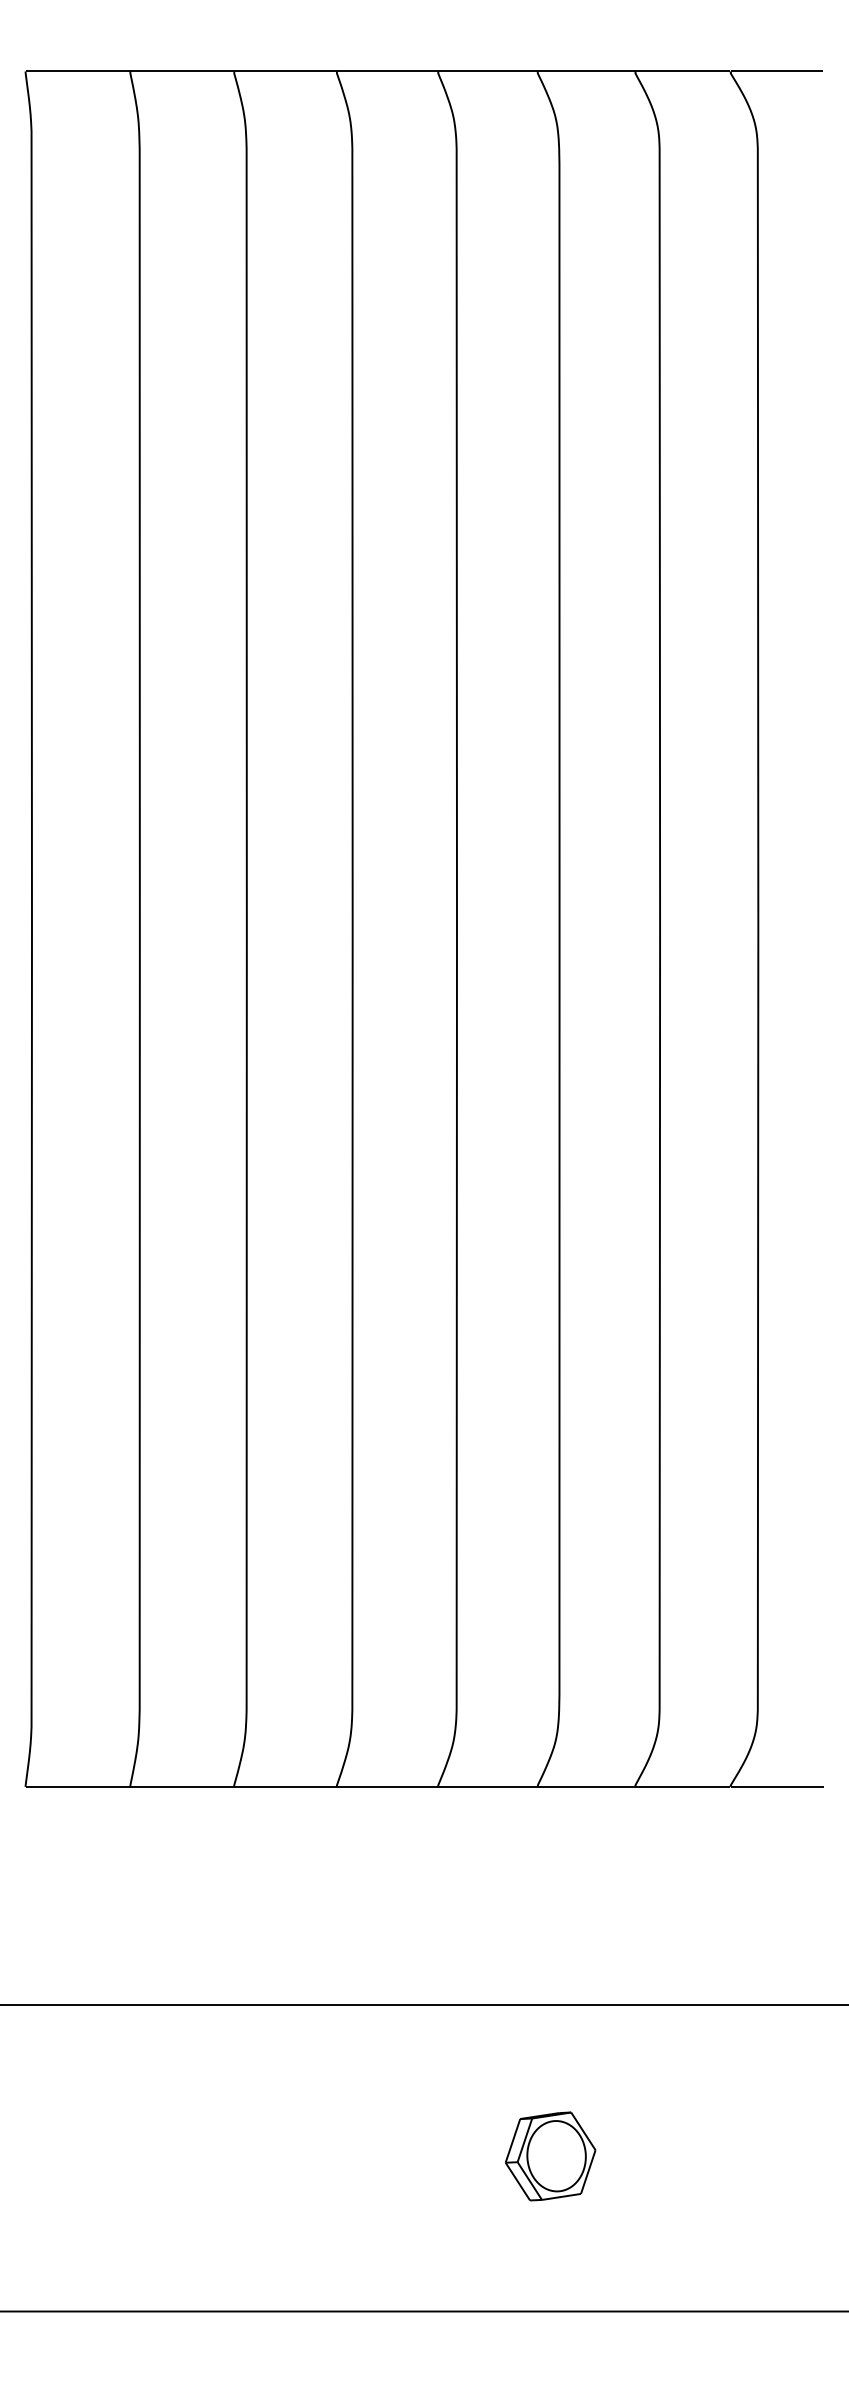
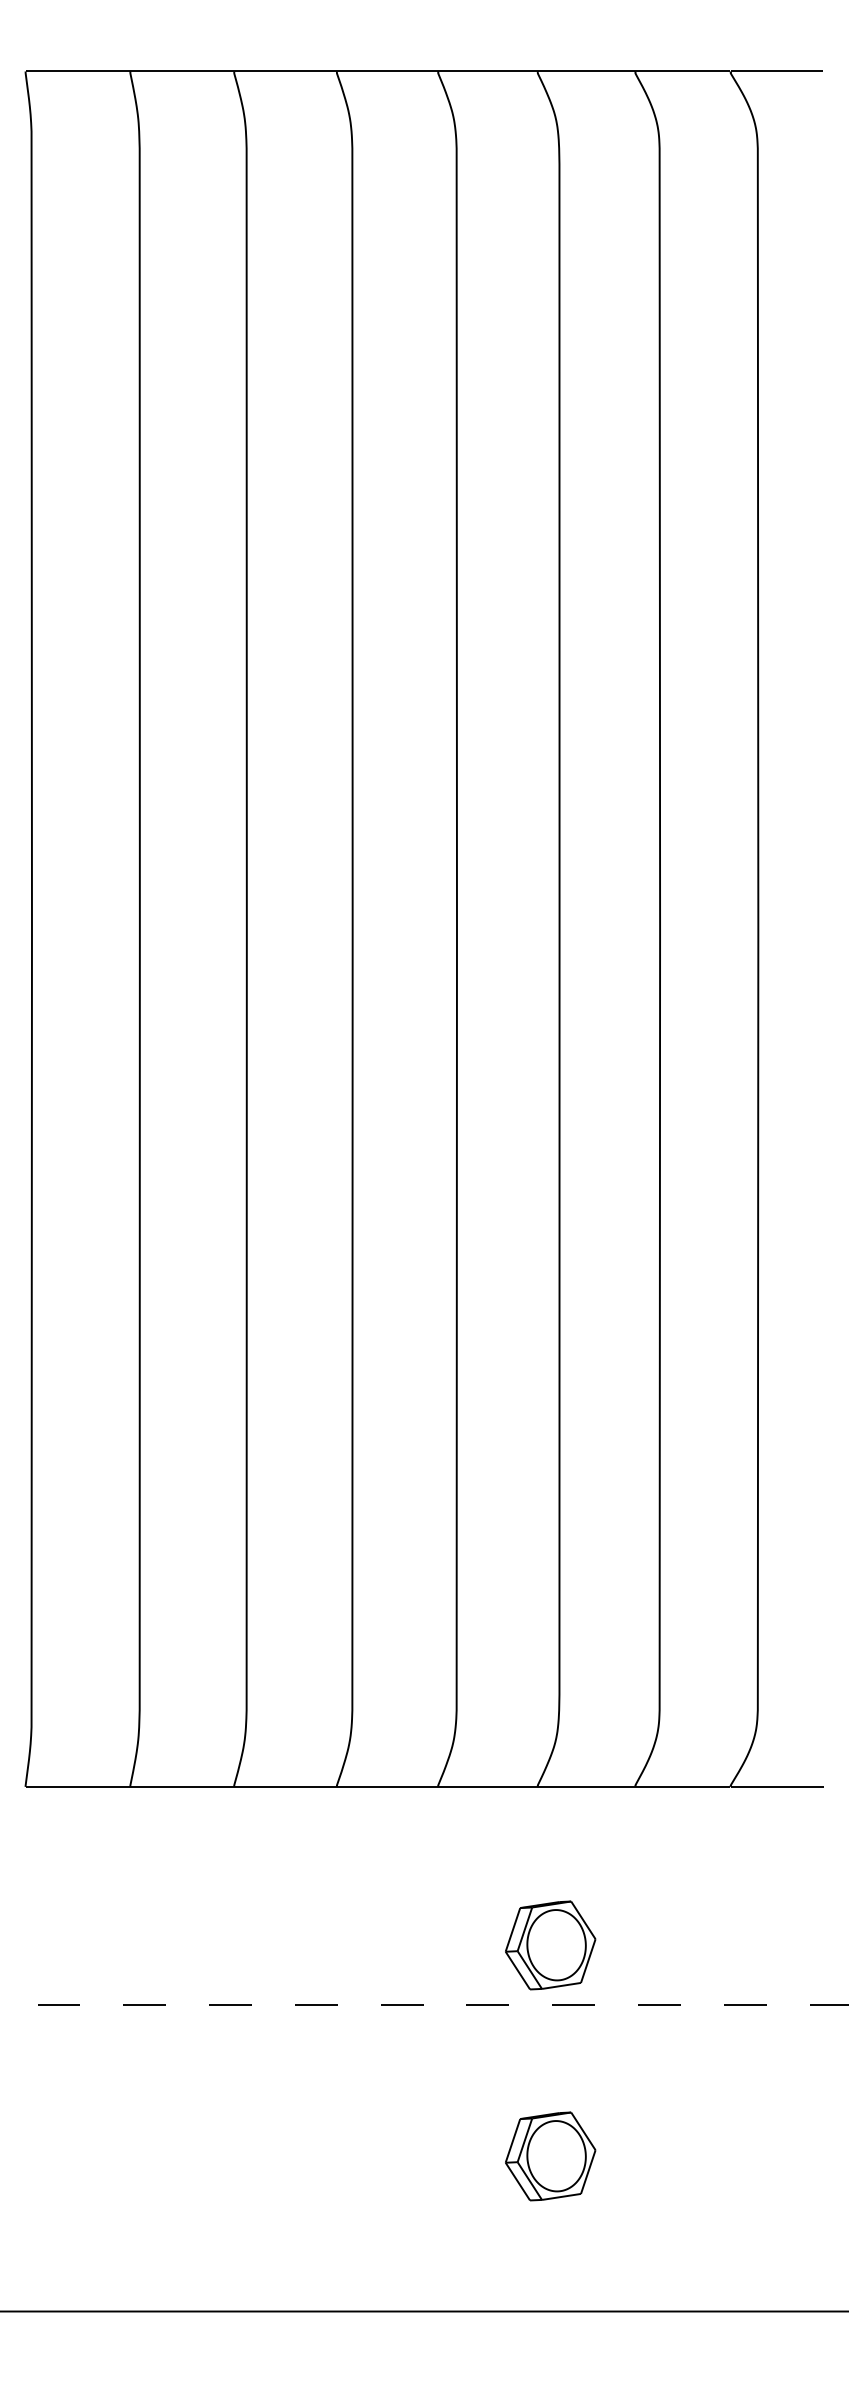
part: none -> present (550, 1945)
line: solid -> dashed (424, 2005)
